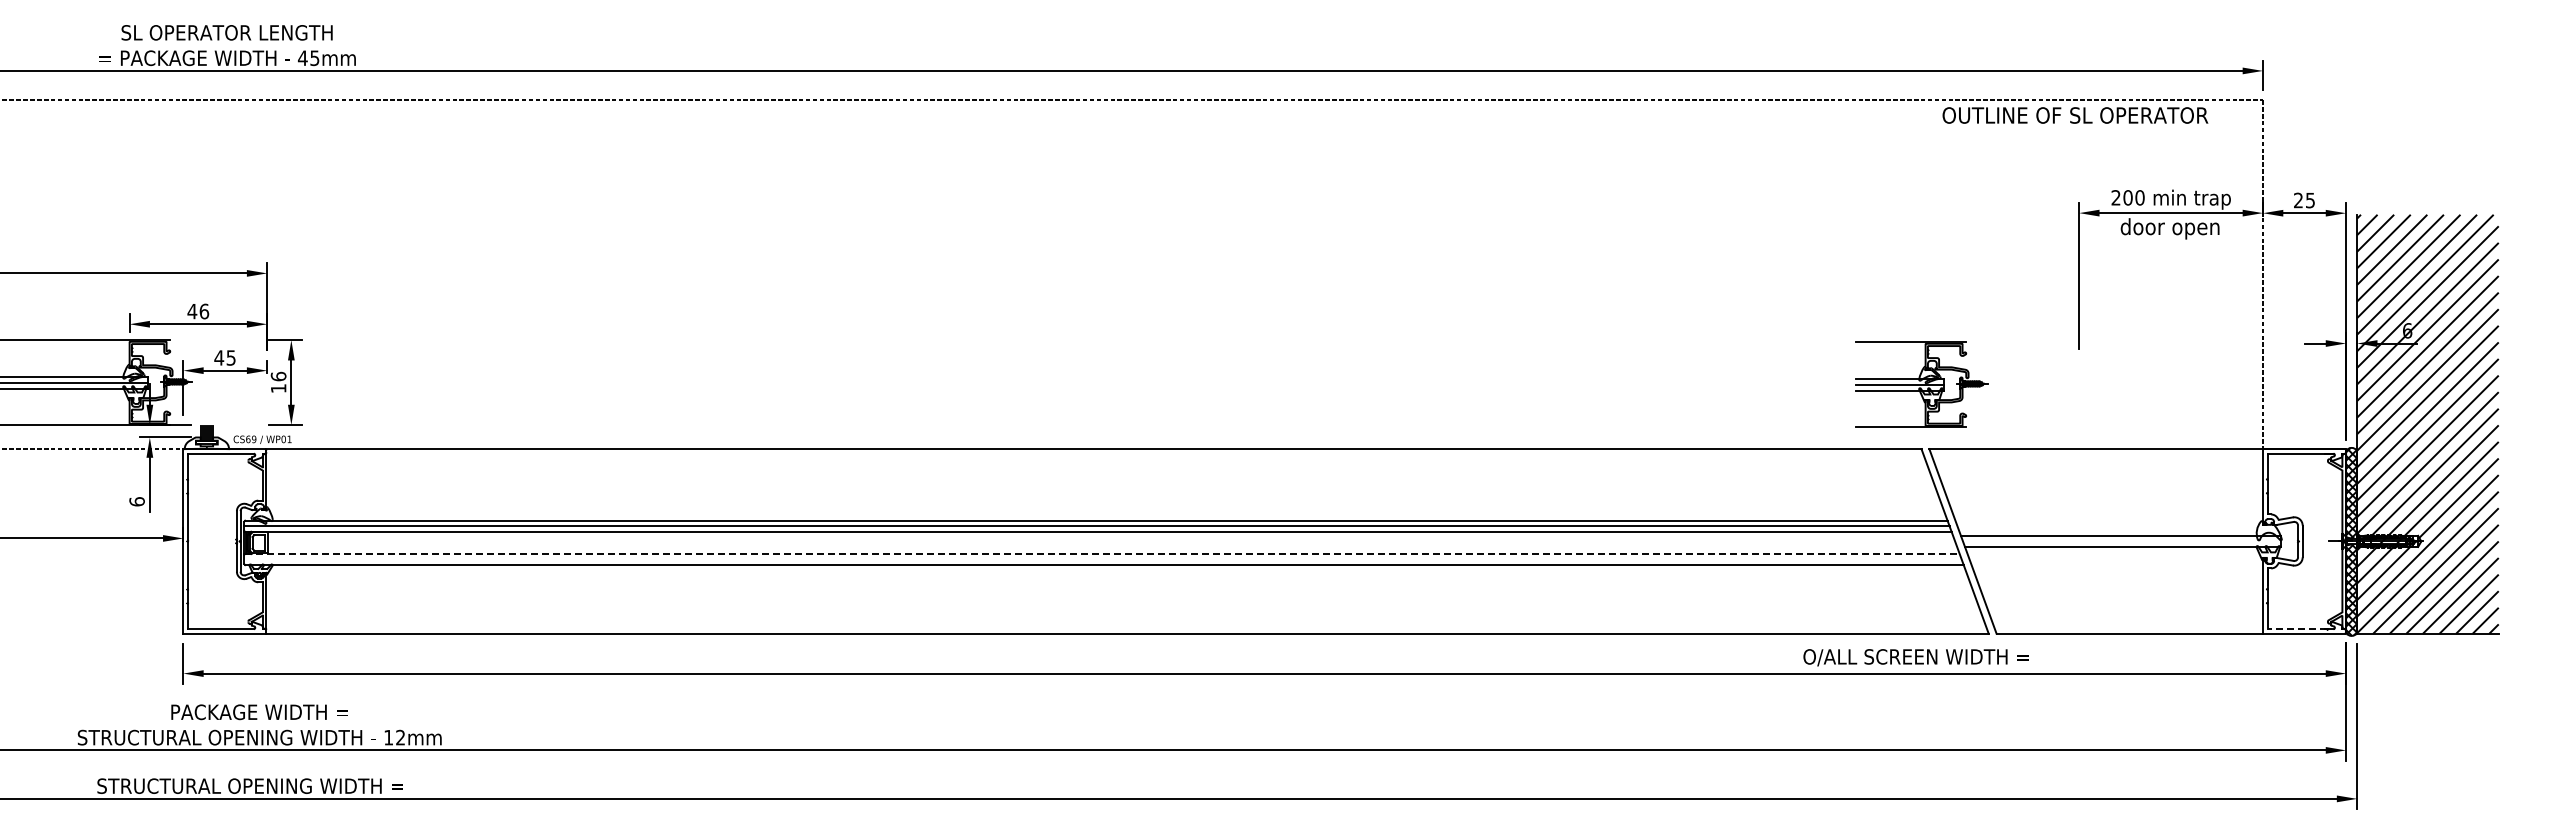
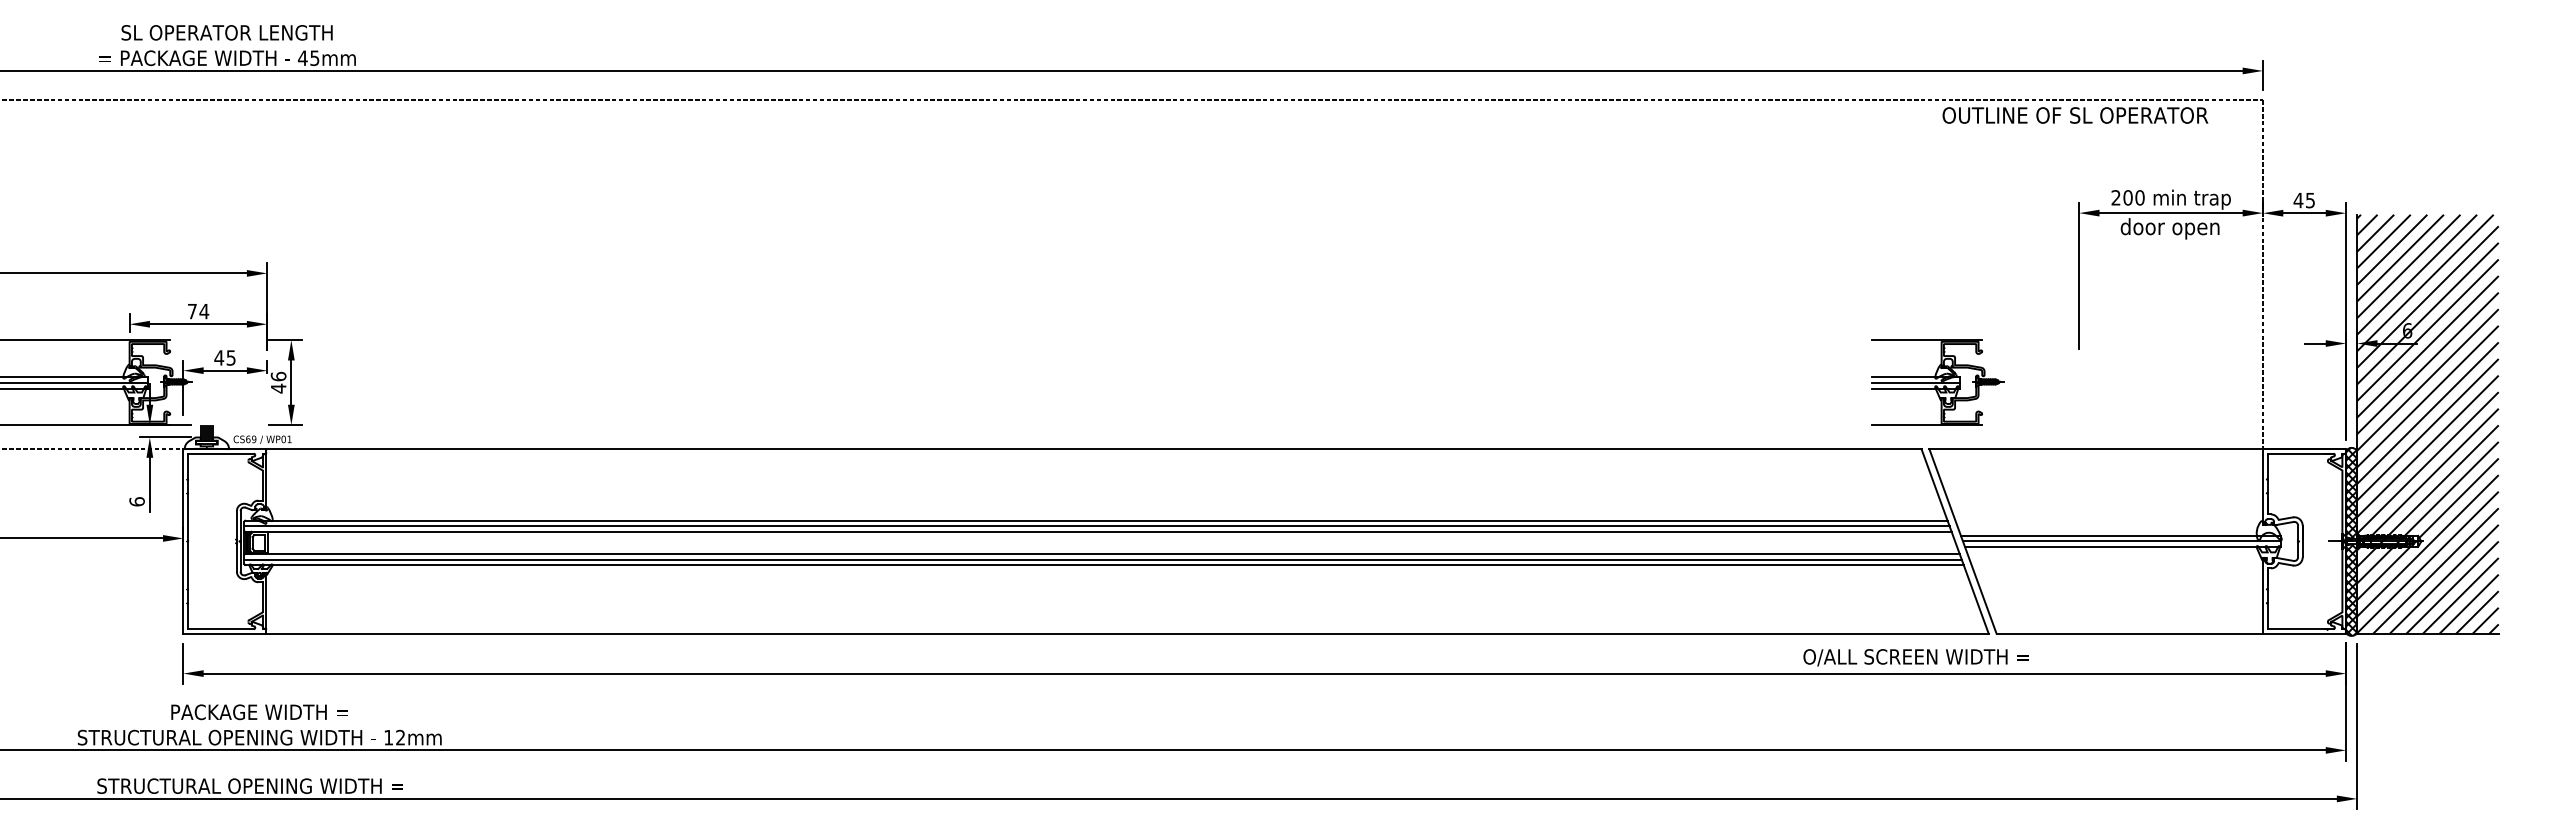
text: 25 -> 45 (2298, 200)
text: 46 -> 74 (198, 311)
part position: (1921, 384) -> (1937, 382) (1937, 382)
text: 16 -> 46 (278, 388)
line: none -> present (2122, 541)
line: dashed -> solid (1102, 553)
line: none -> present (1102, 559)
line: dashed -> solid (2297, 629)
